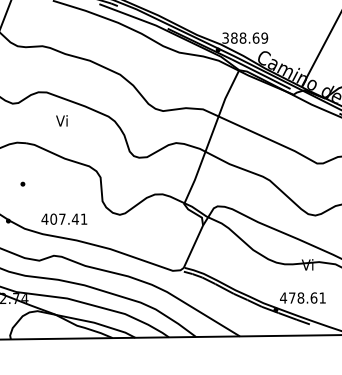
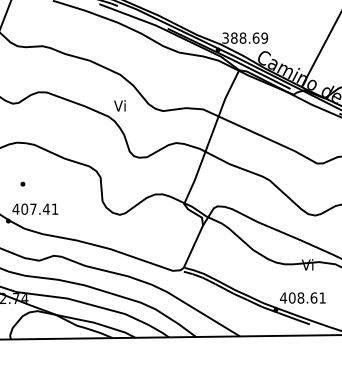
text position: (61, 120) -> (119, 105) (119, 105)
text position: (64, 218) -> (35, 208) (35, 208)
text: 478.61 -> 408.61 (291, 297)
